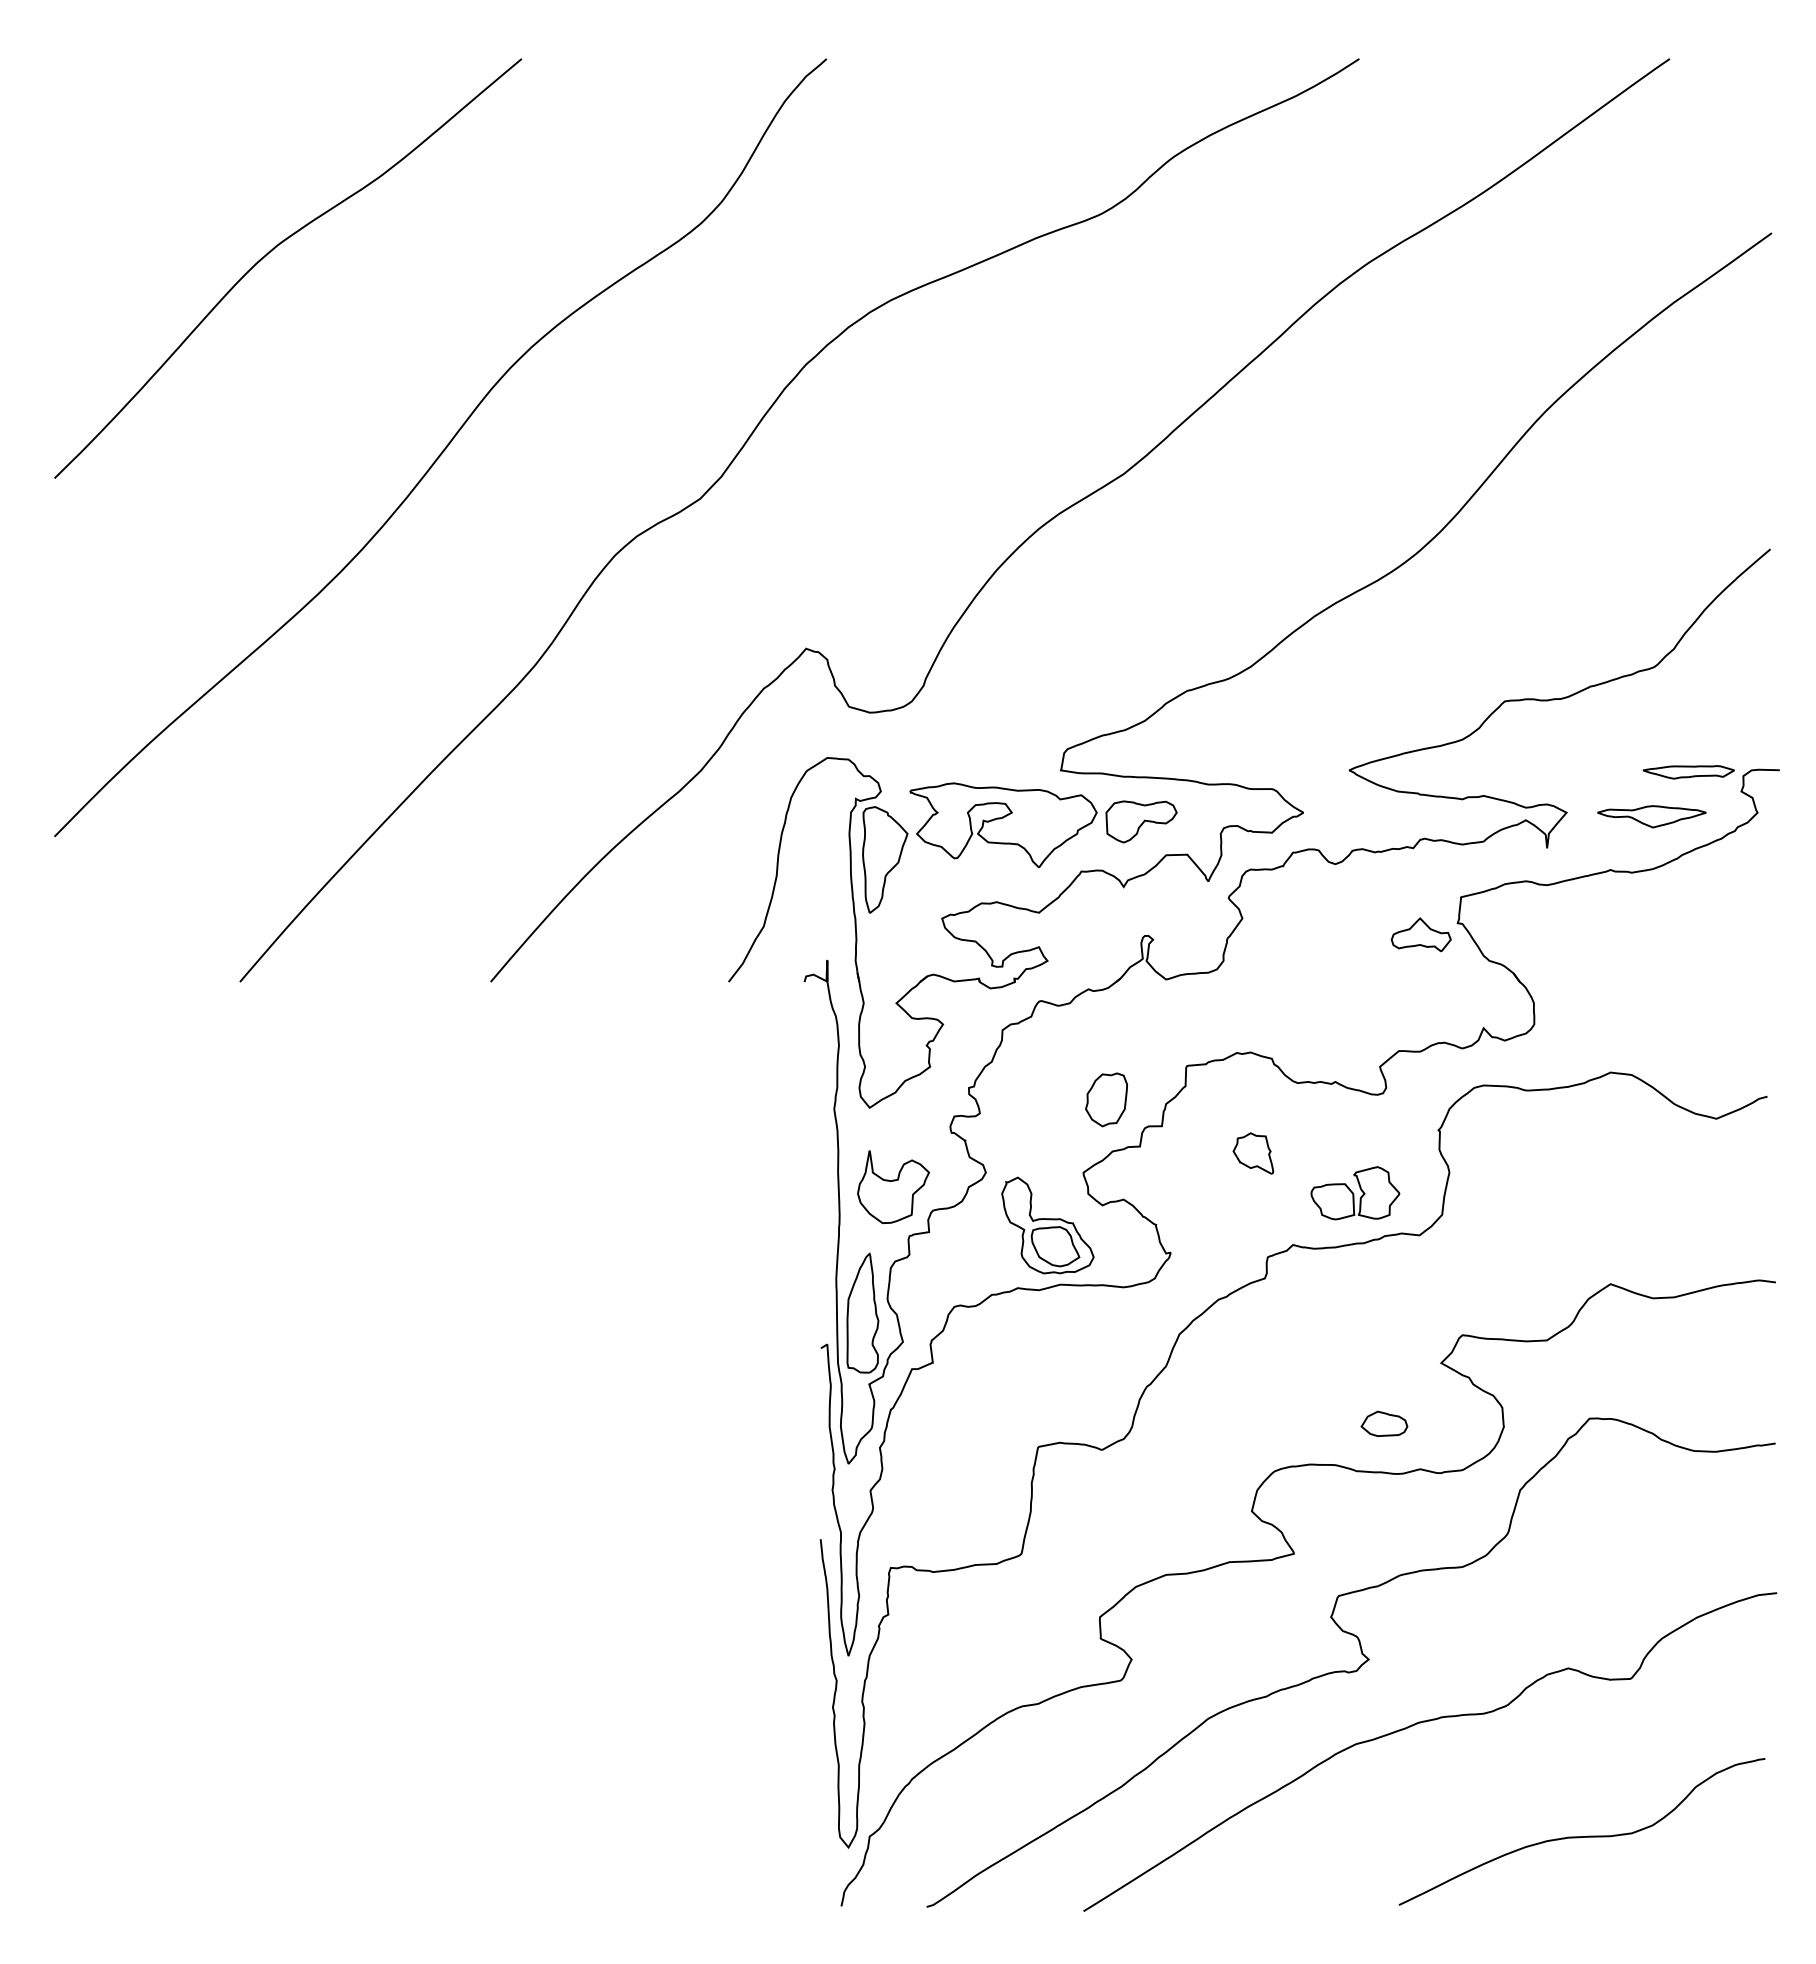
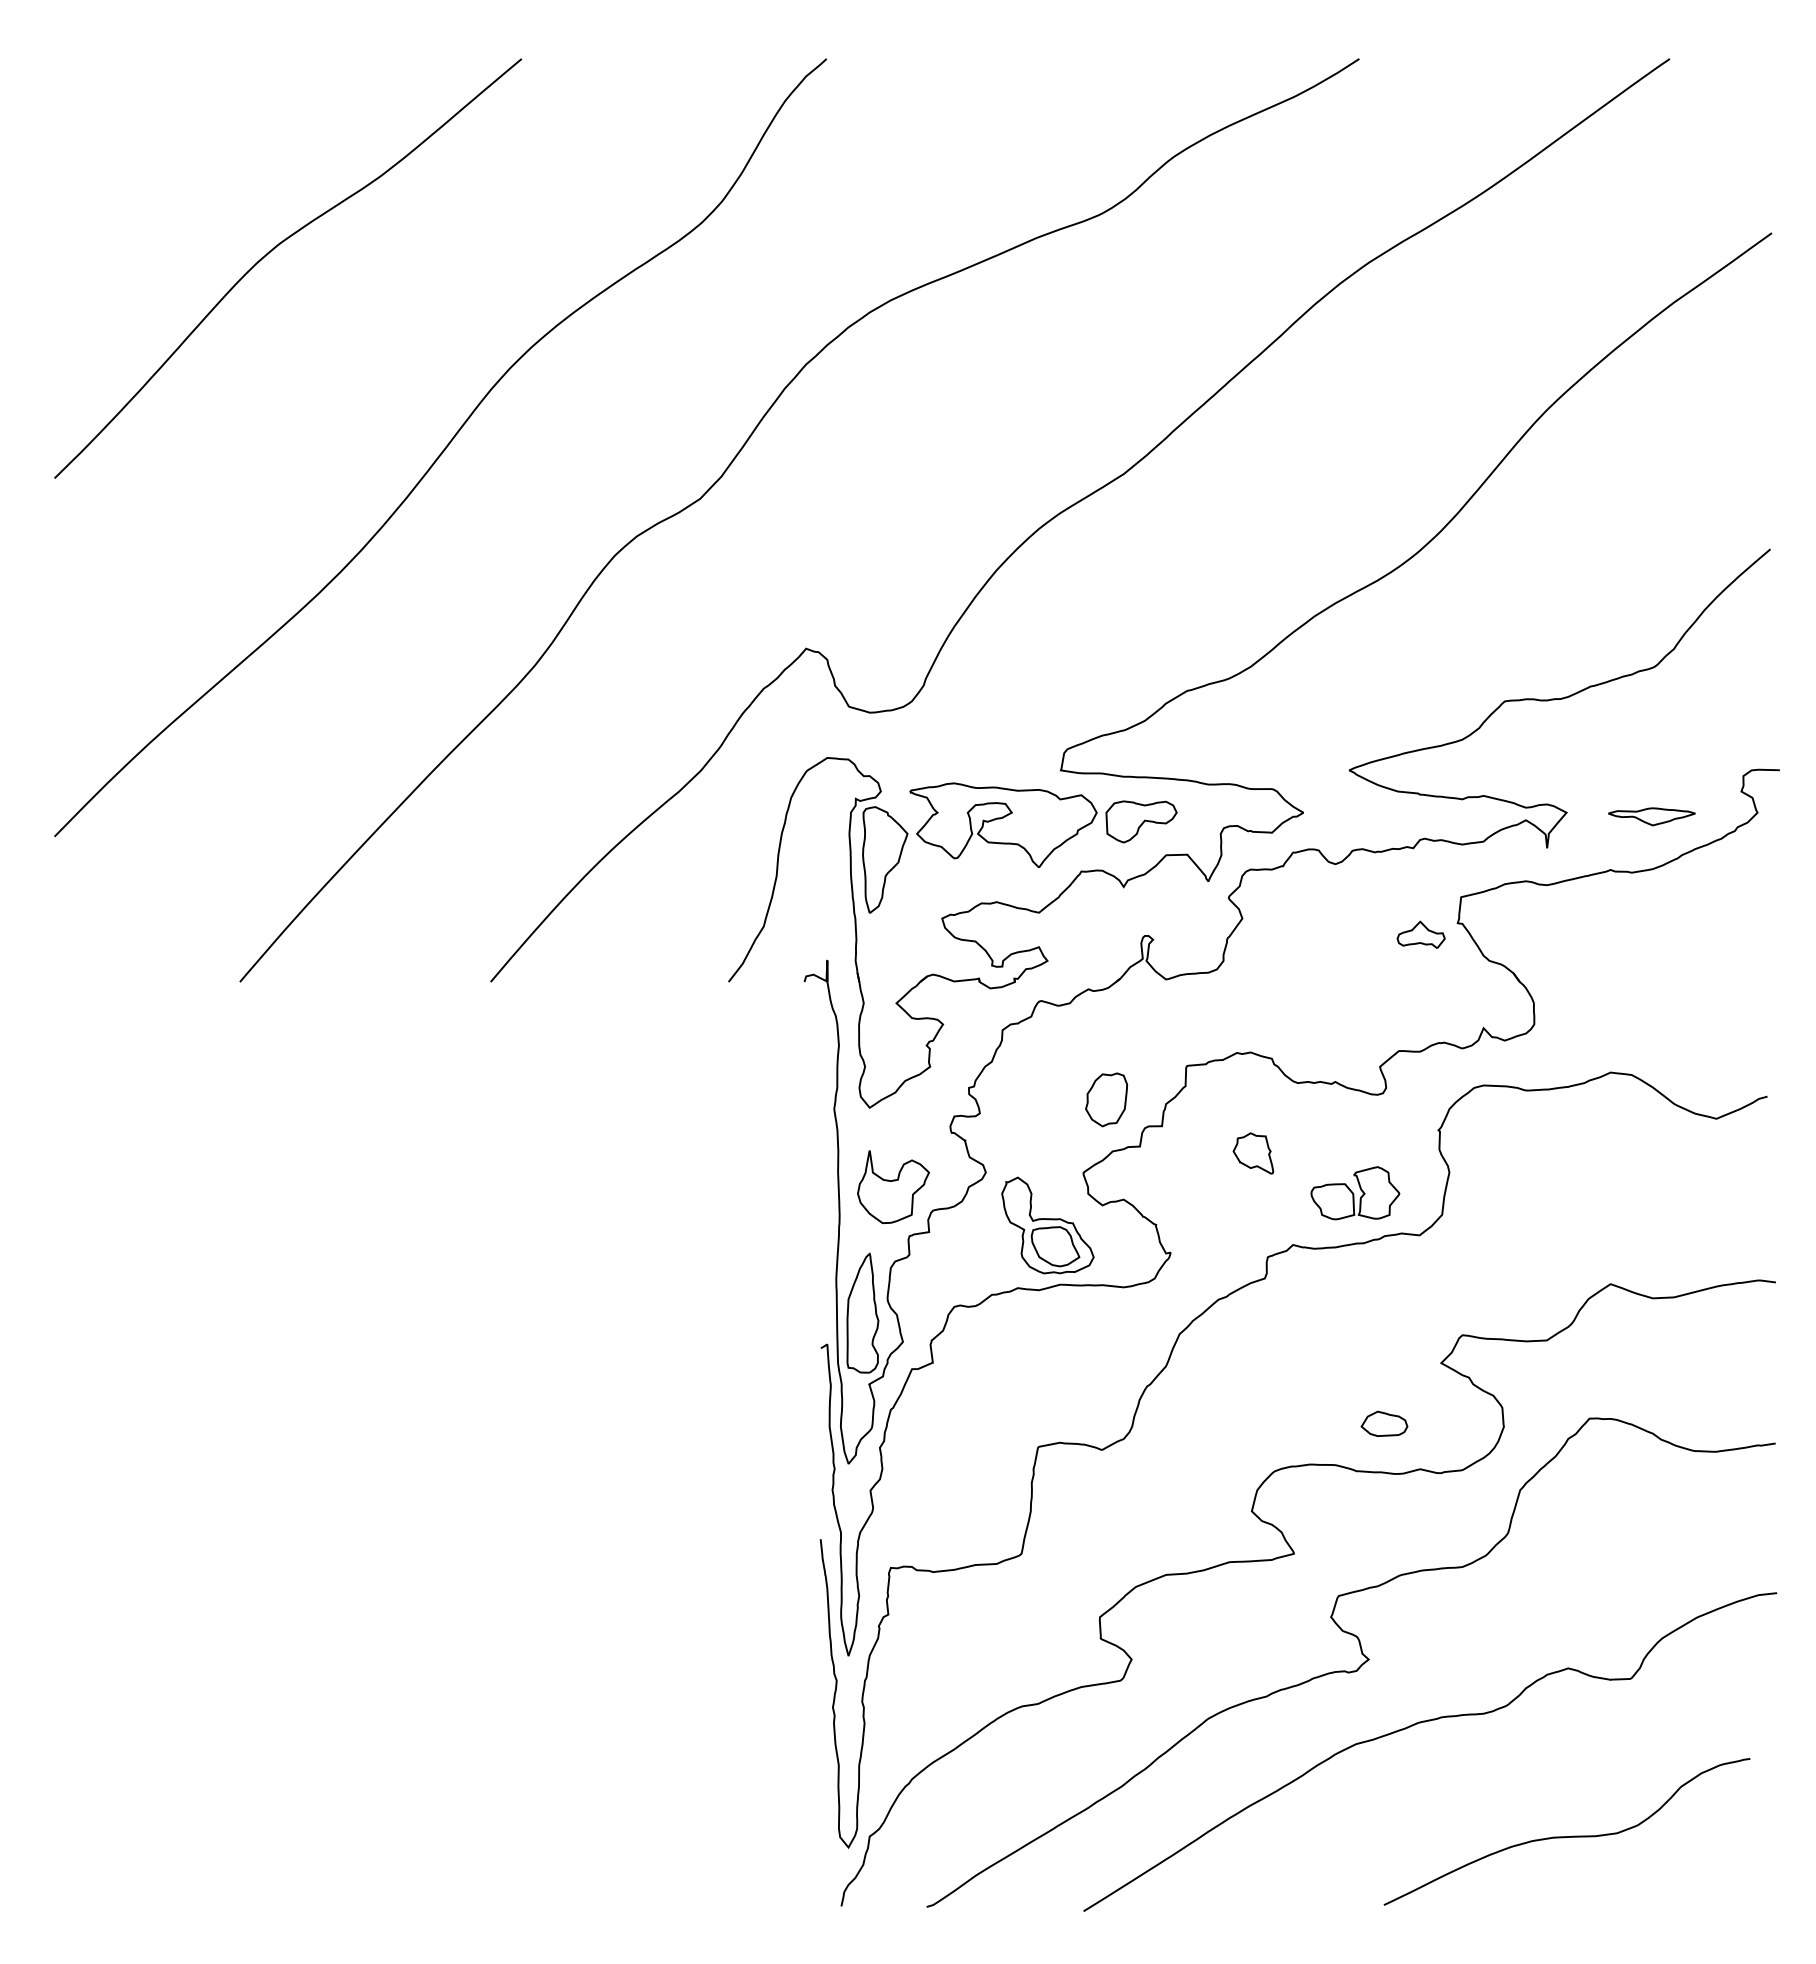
part: present -> none (1688, 772)
part size: 110x24 px -> 88x20 px (1651, 816)
part size: 62x36 px -> 50x29 px (1420, 934)
curve position: (1581, 1836) -> (1566, 1836) (1566, 1836)
